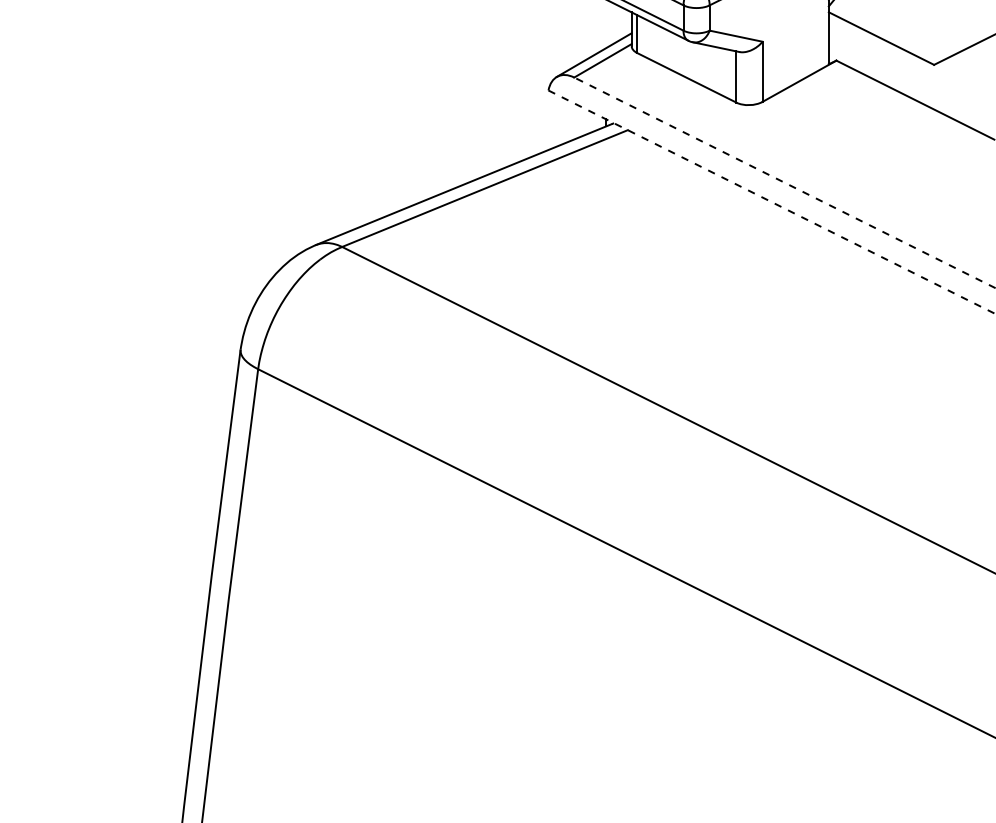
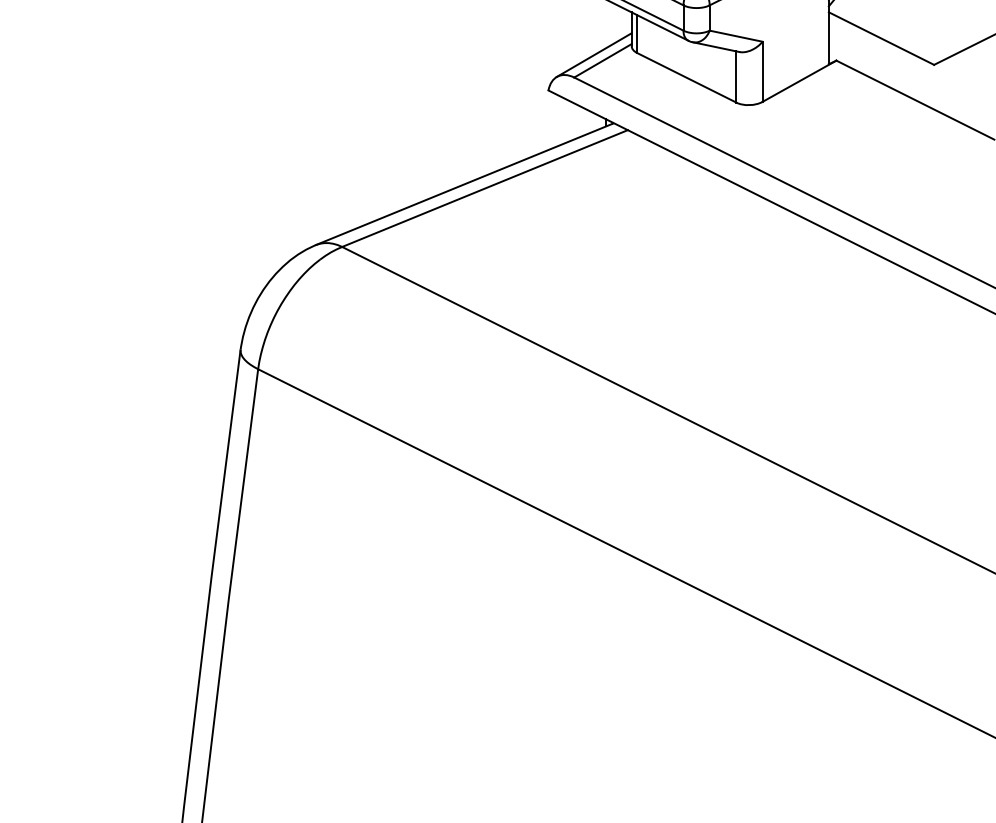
line: dashed -> solid (784, 182)
line: dashed -> solid (771, 202)
